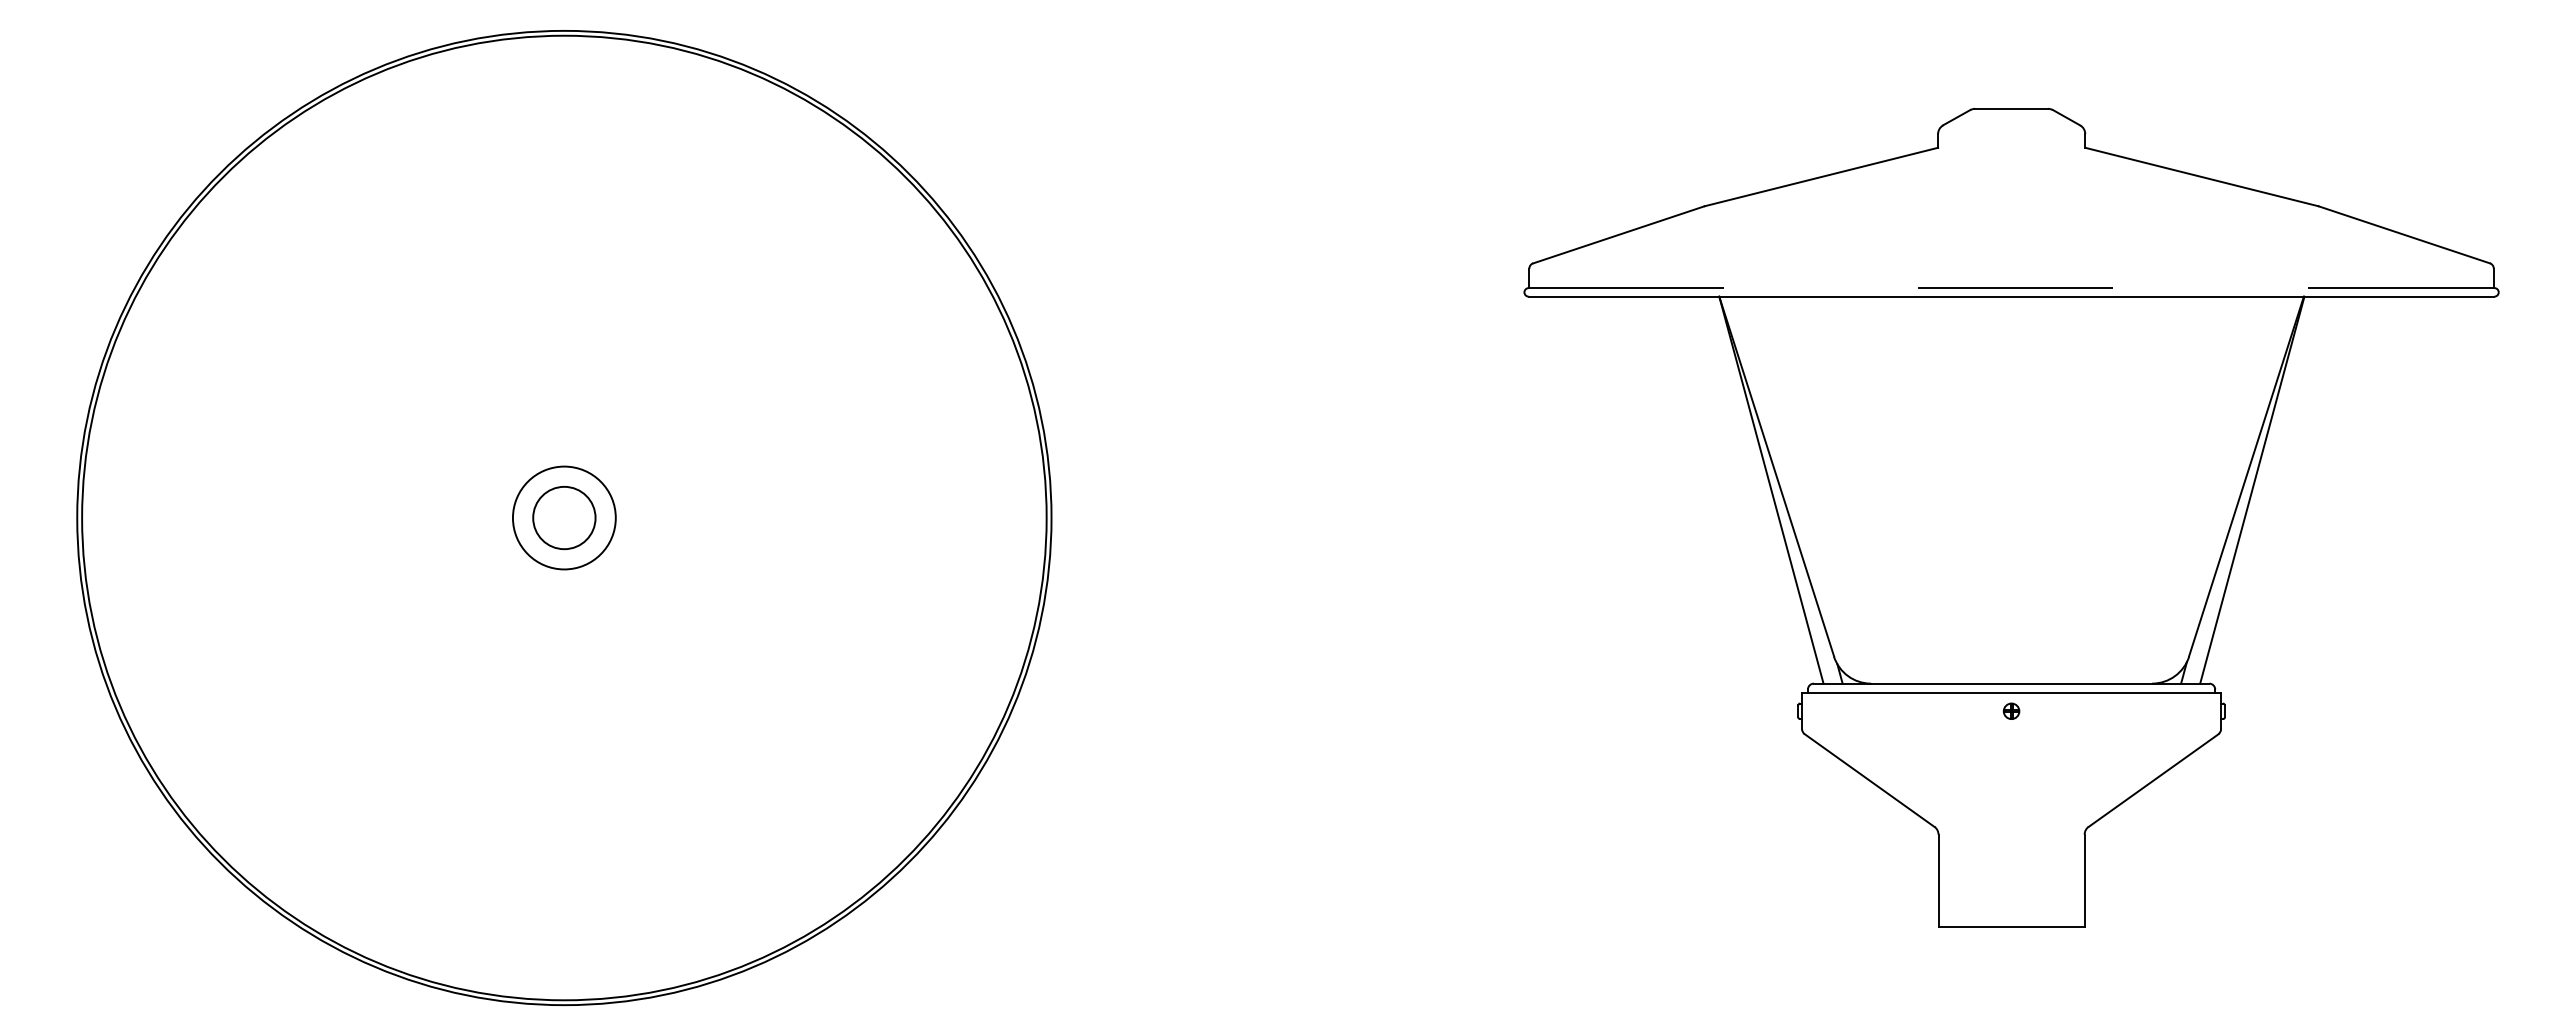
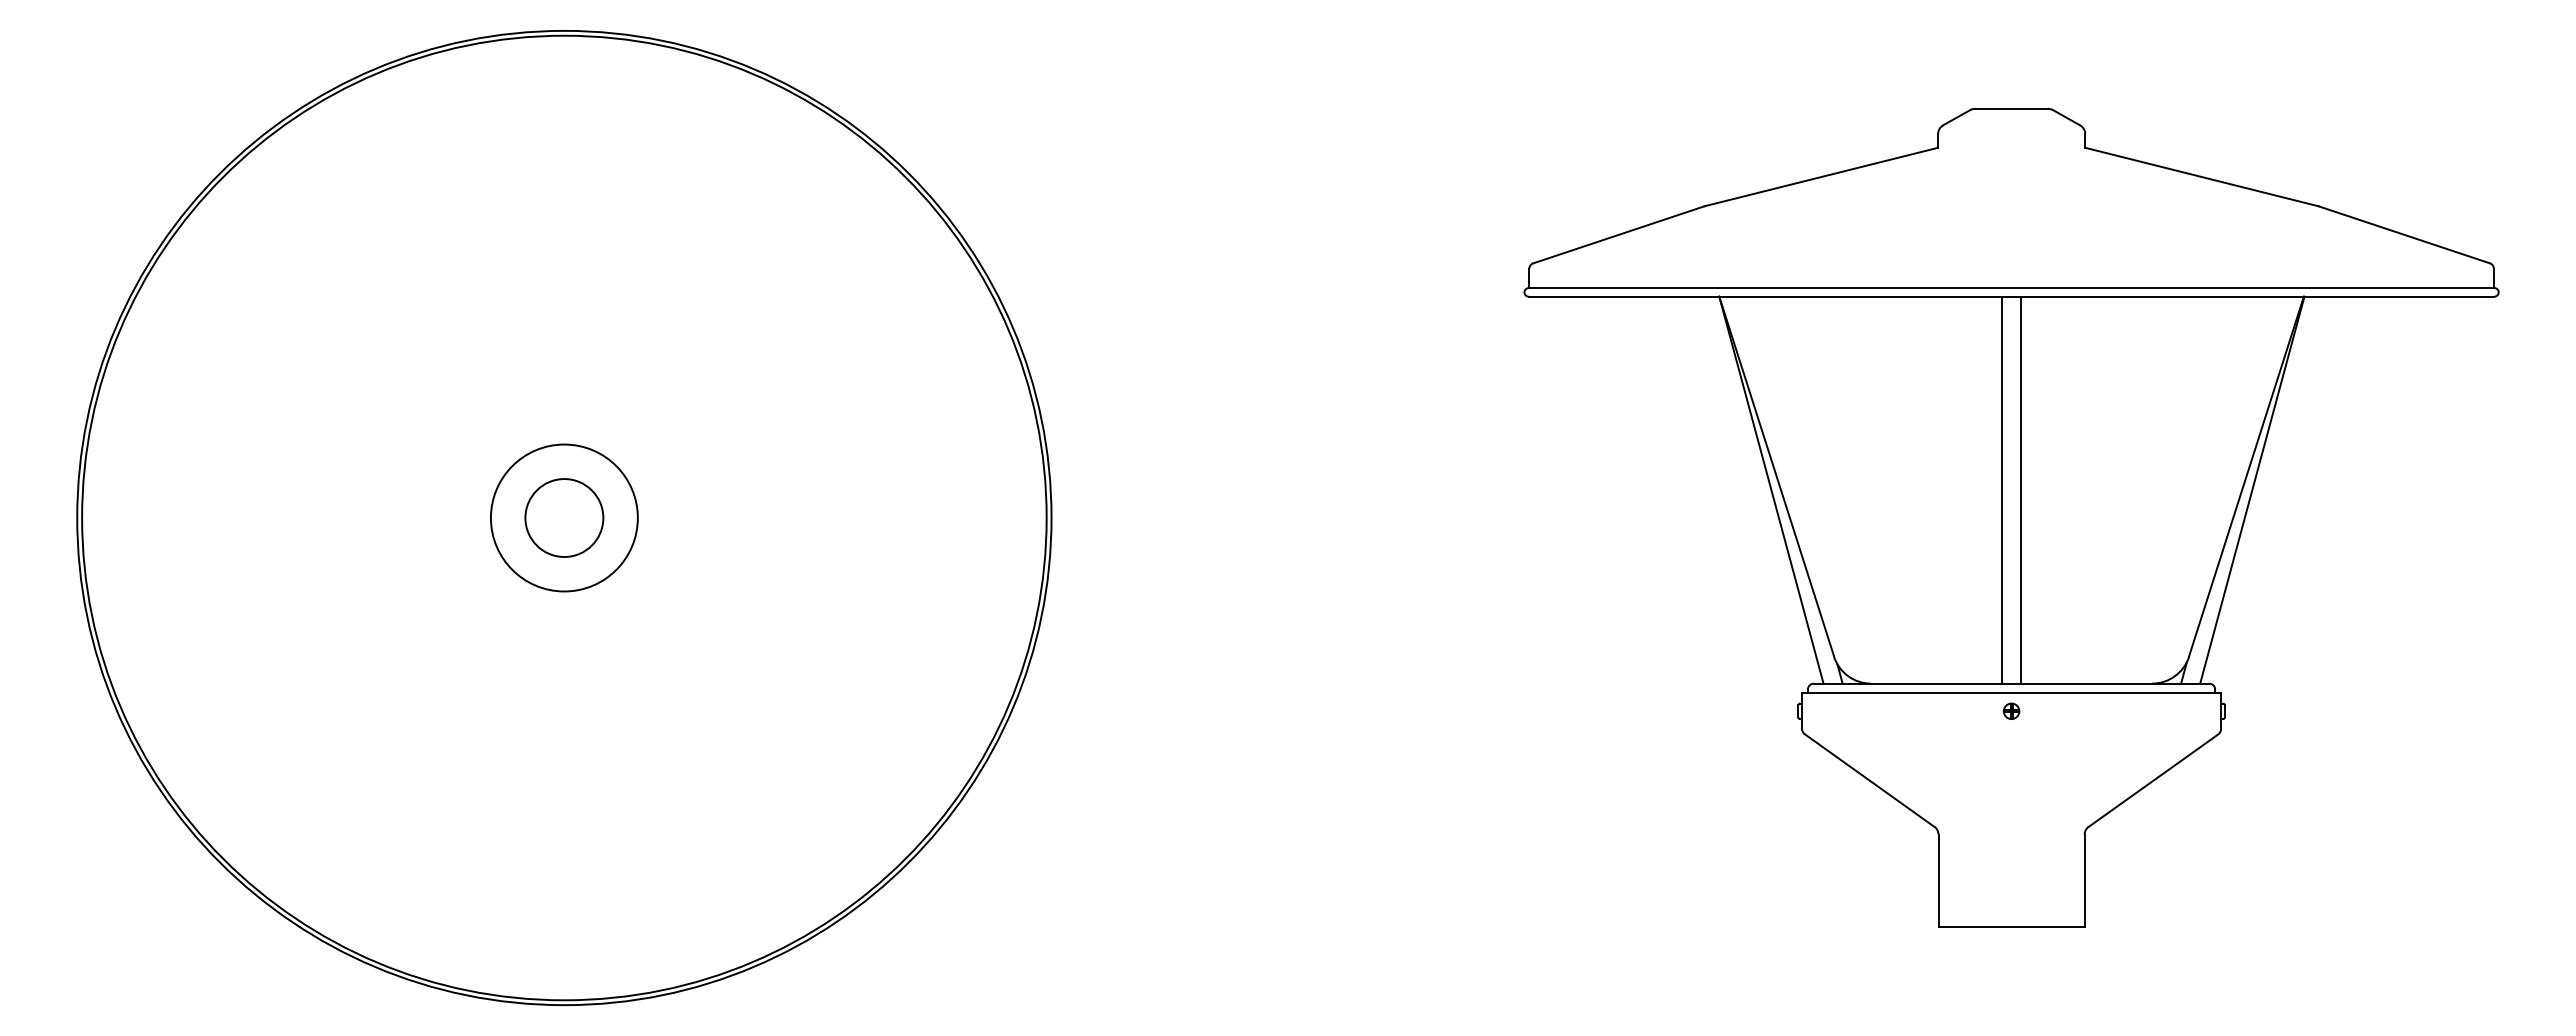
line: dashed -> solid (2011, 288)
line: none -> present (2002, 489)
line: none -> present (2020, 489)
circle diameter: 103 px -> 147 px (563, 517)
circle diameter: 62 px -> 78 px (564, 517)
